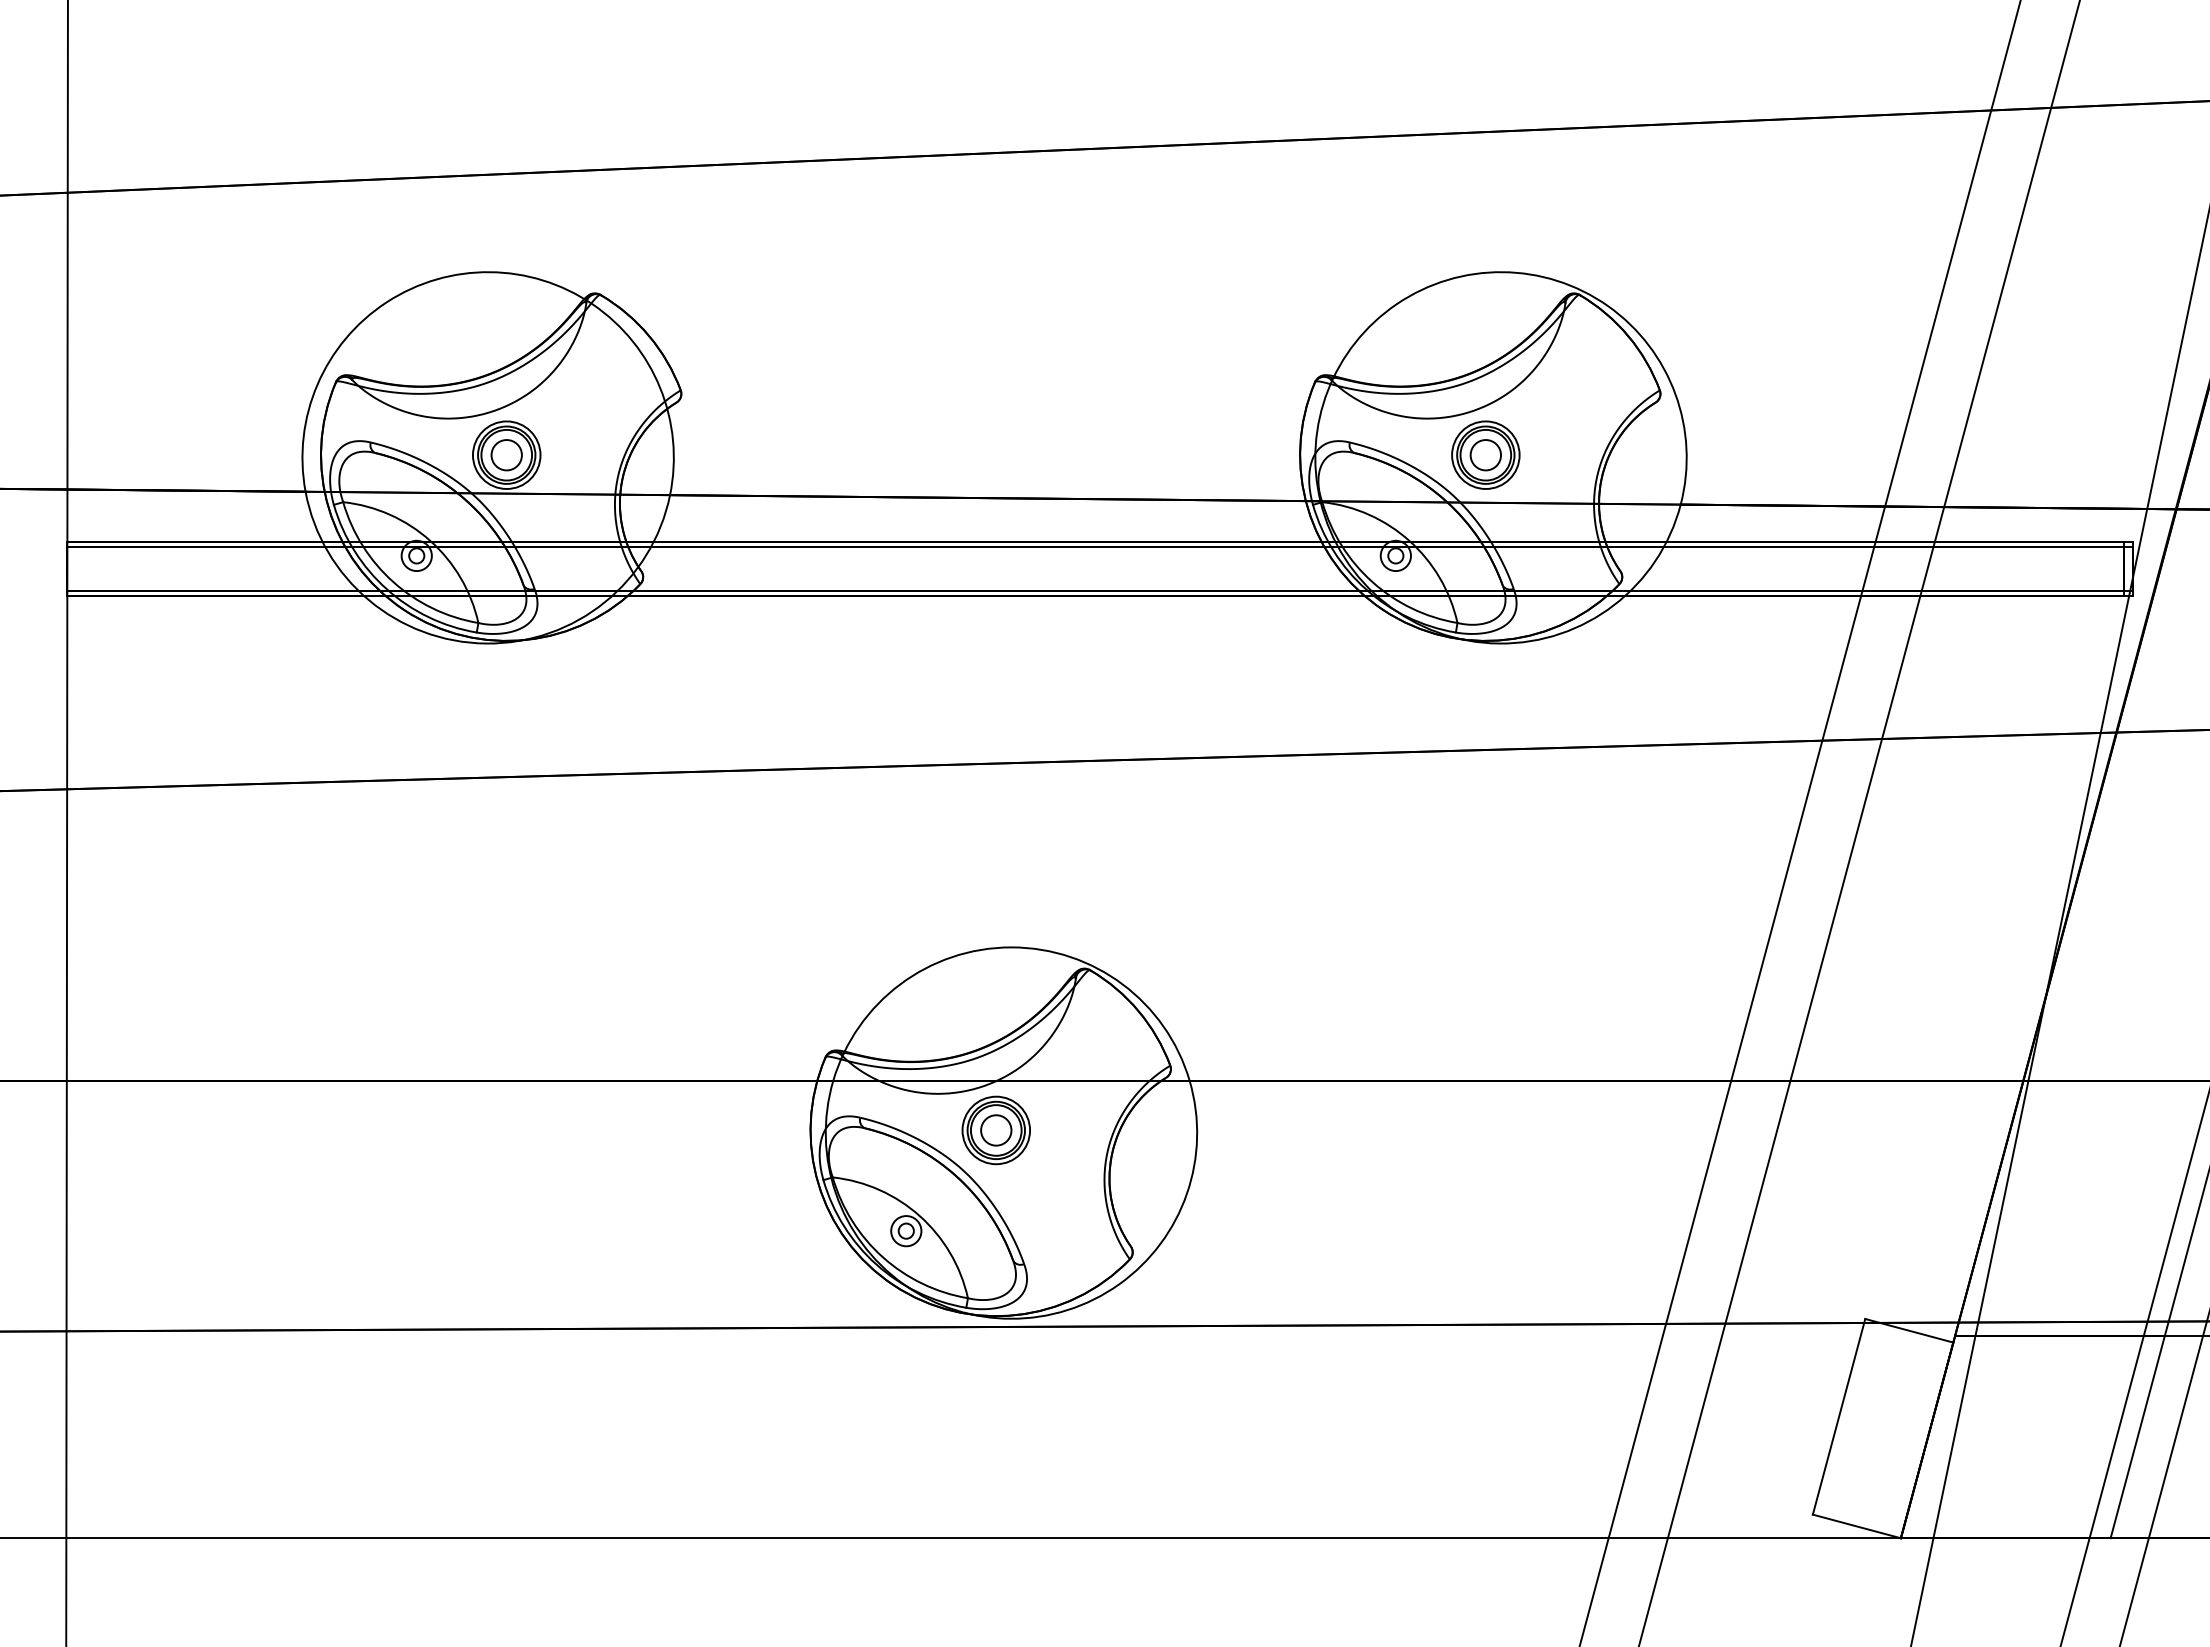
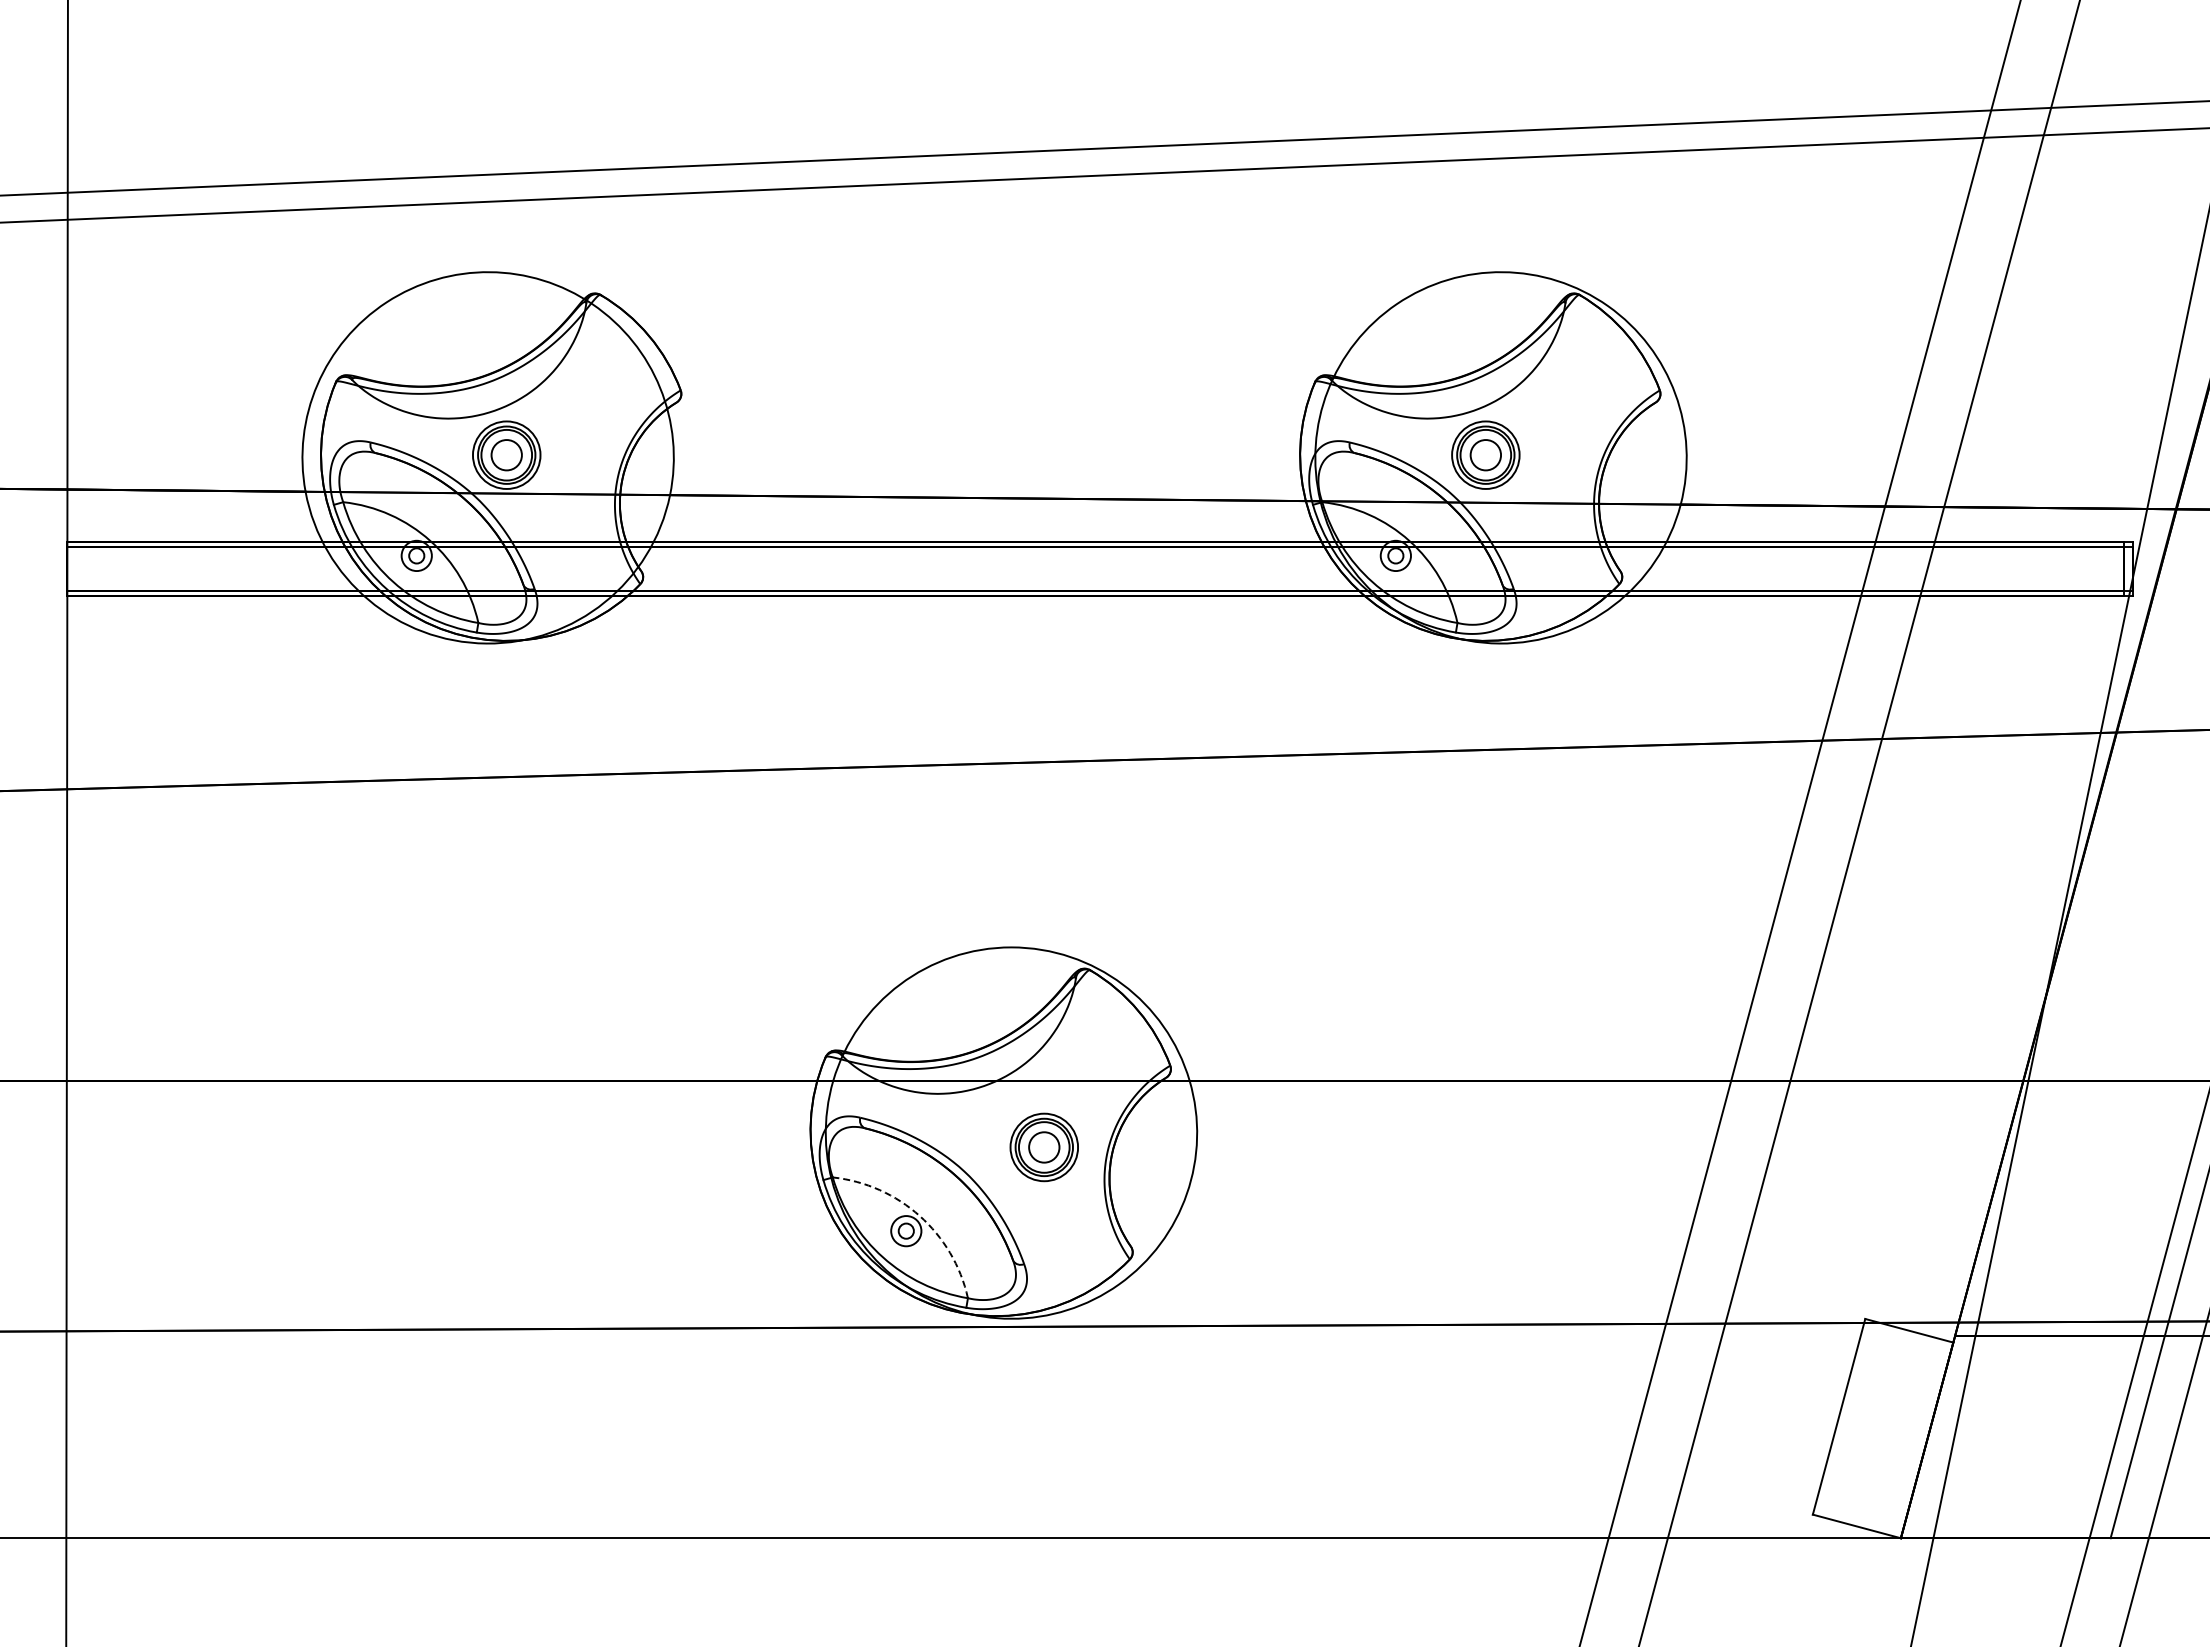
line position: (1104, 148) -> (1104, 175) (1104, 175)
part position: (995, 1130) -> (1043, 1147) (1043, 1147)
arc: solid -> dashed (919, 1216)
